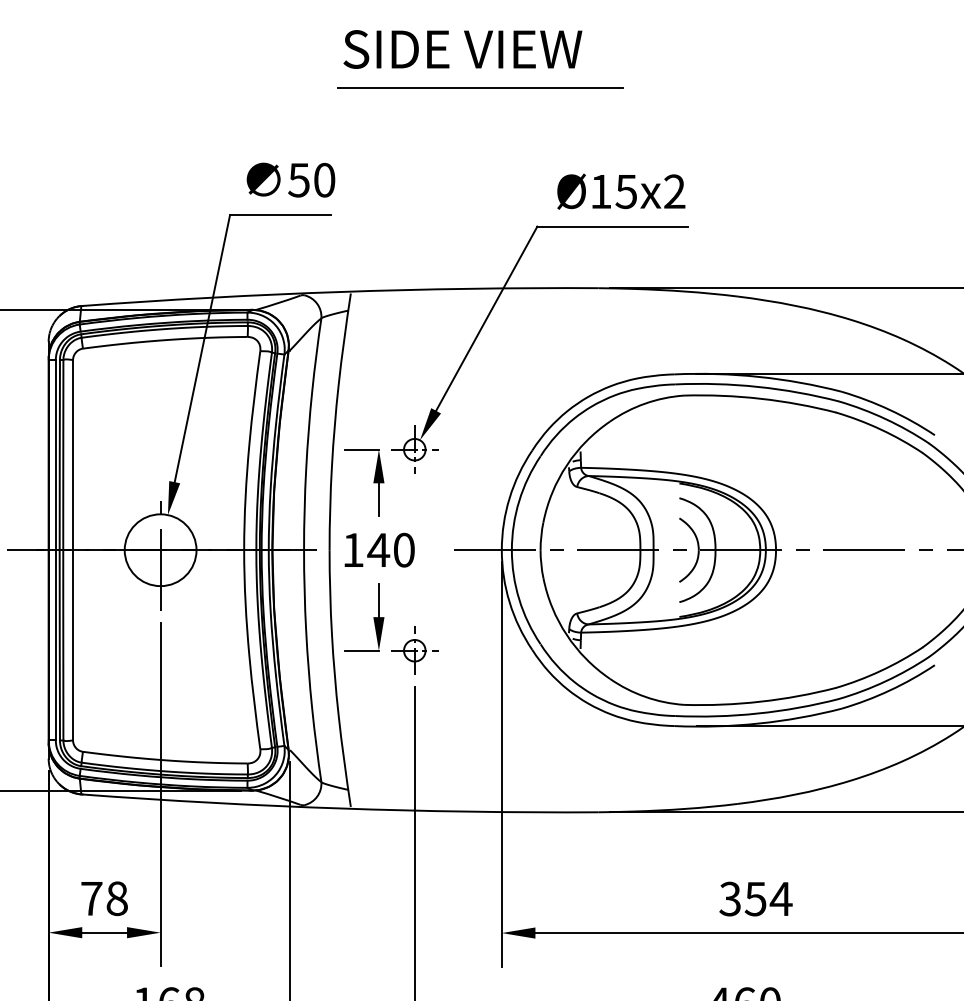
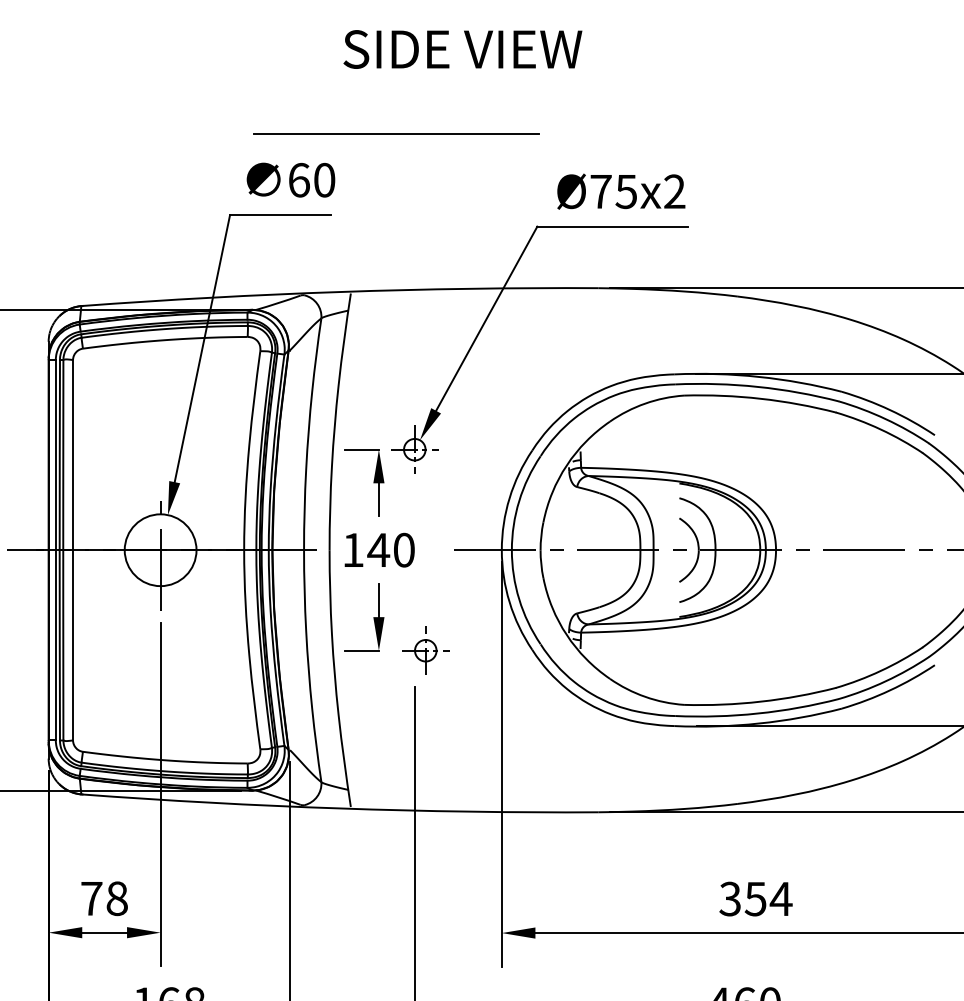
line position: (480, 87) -> (396, 133) (396, 133)
text: 50 -> 60 (298, 179)
text: Ø15x2 -> Ø75x2 (600, 191)
part position: (414, 650) -> (425, 650) (425, 650)
